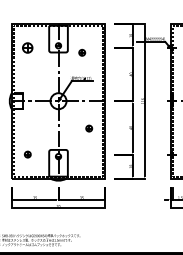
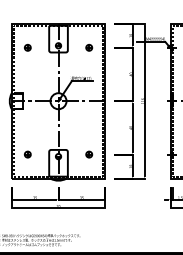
part size: 12x12 px -> 8x9 px (27, 47)
part position: (82, 52) -> (89, 47) (89, 47)
part position: (89, 128) -> (89, 154) (89, 154)
